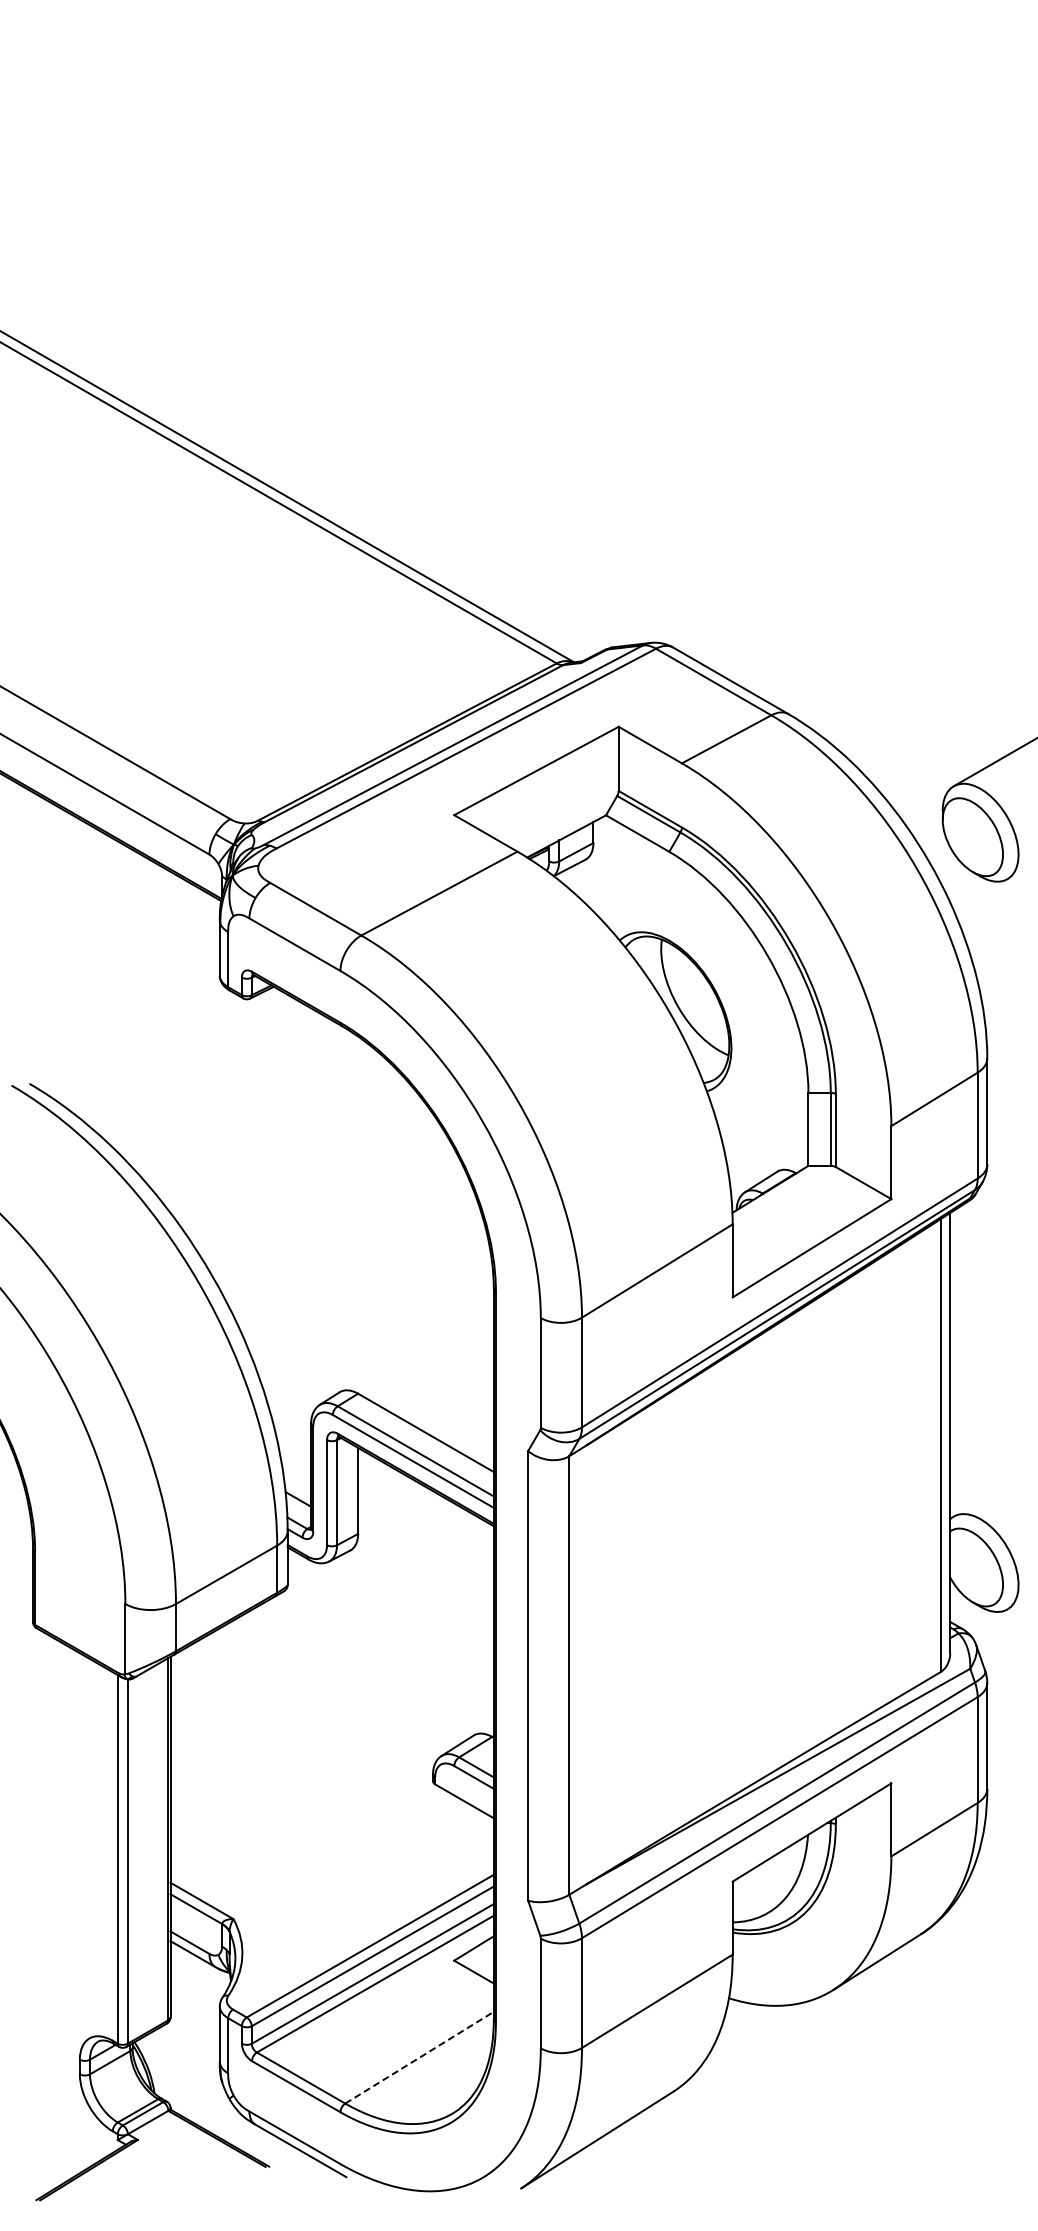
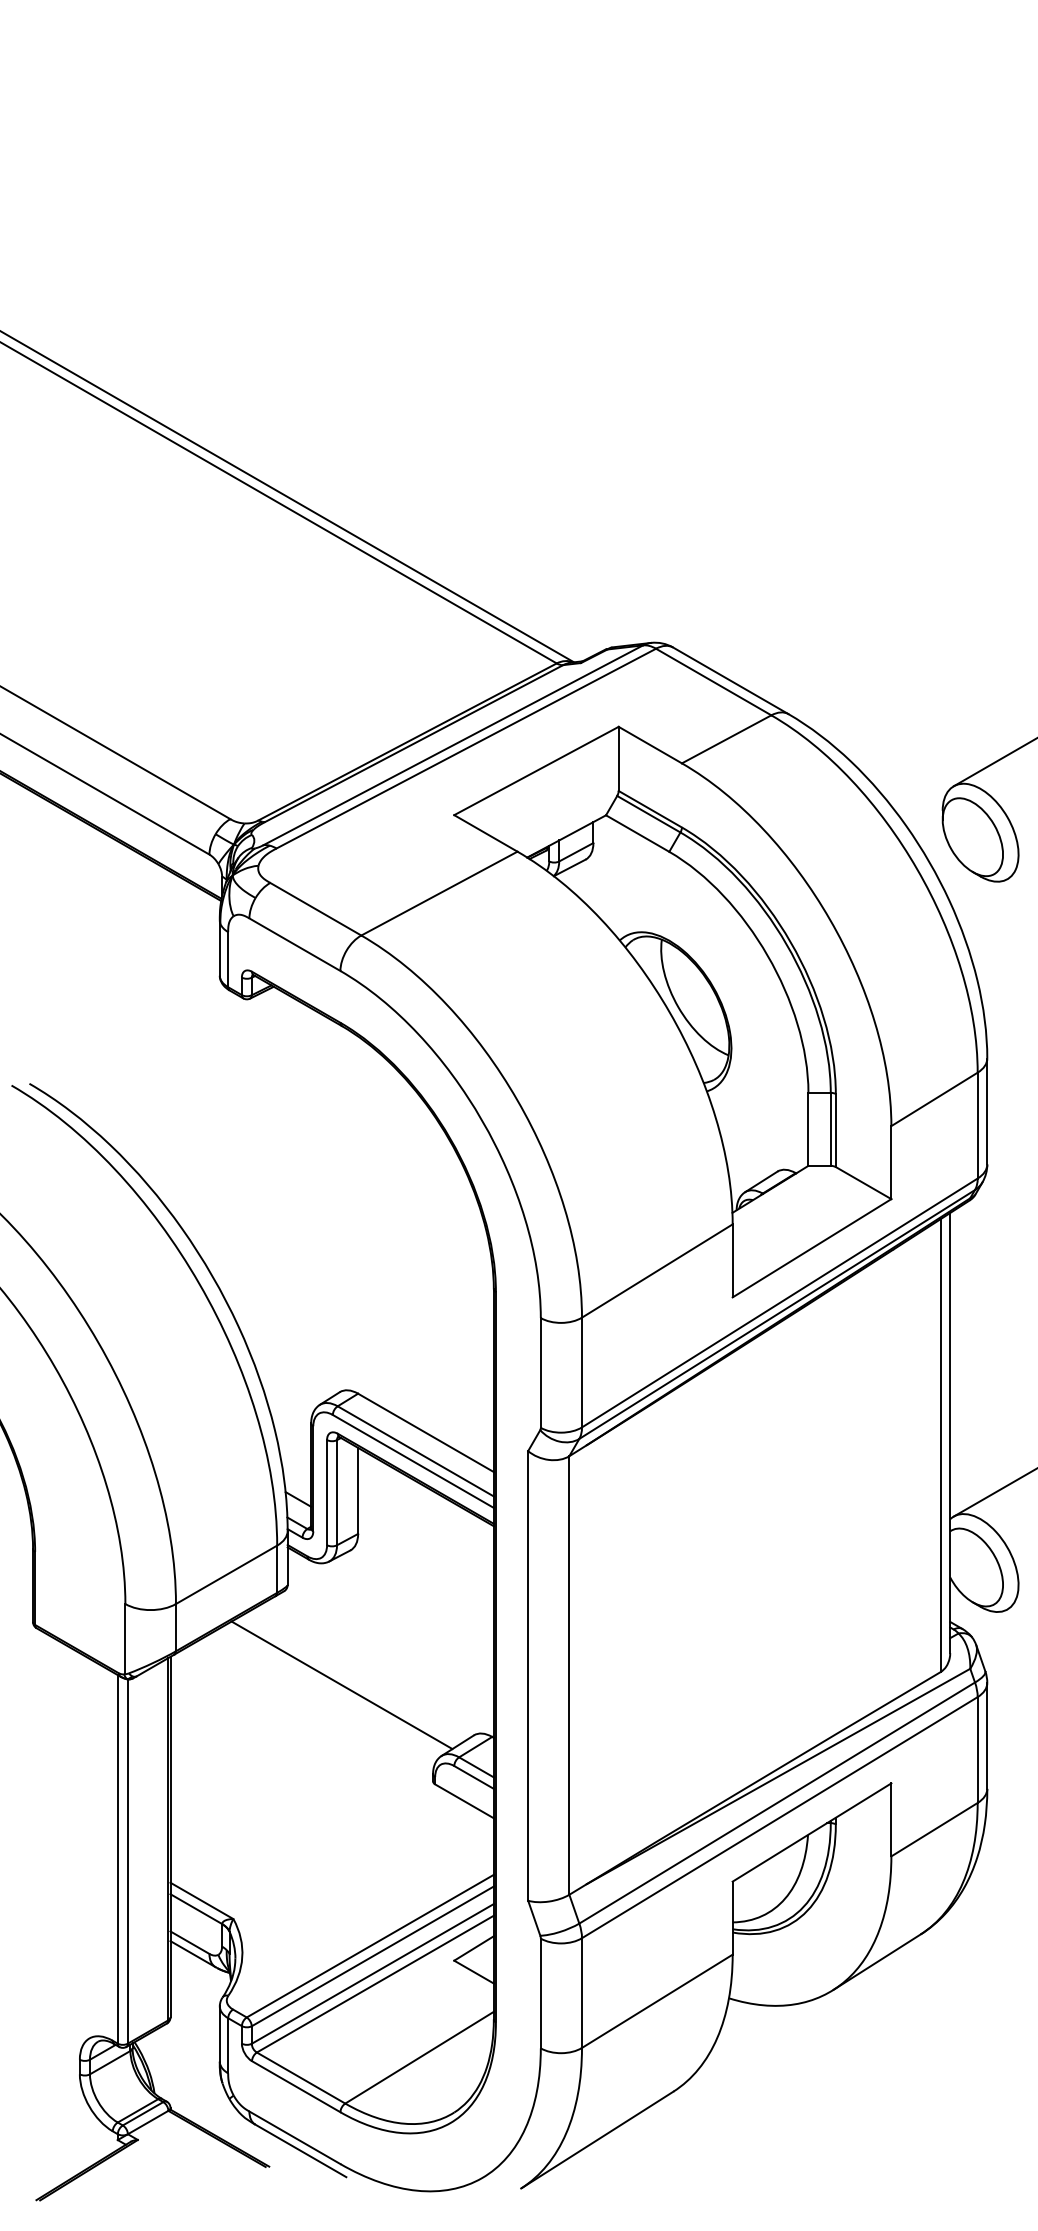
line: none -> present (993, 1493)
line: none -> present (341, 1685)
line: dashed -> solid (420, 2057)
